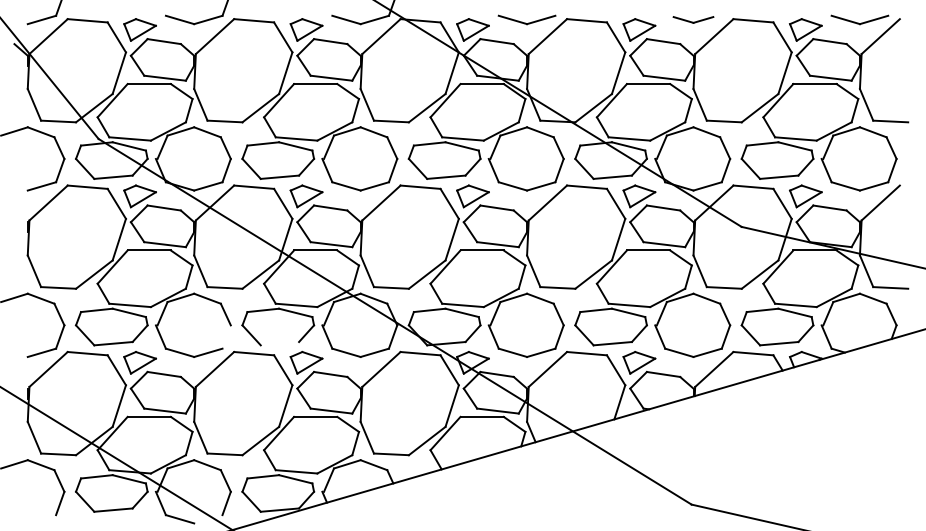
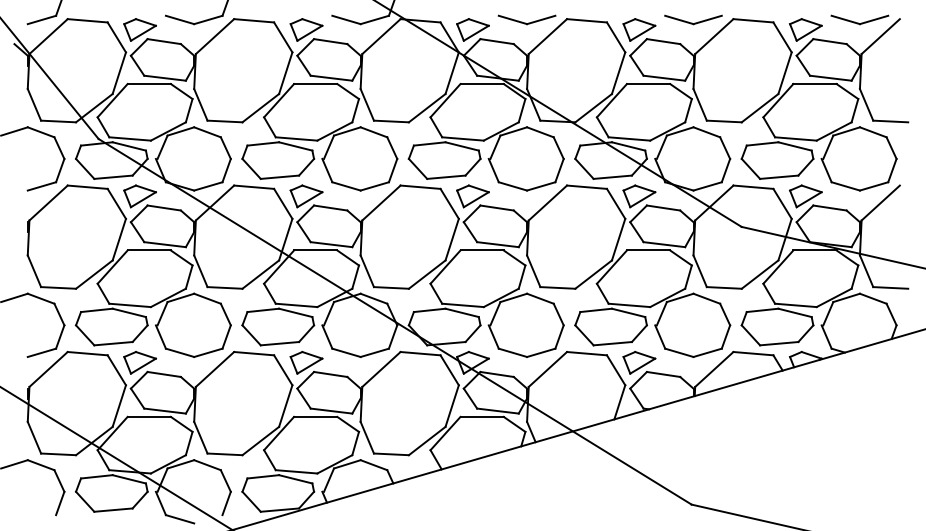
part size: 43x8 px -> 59x12 px (693, 19)
line: none -> present (226, 336)
line: none -> present (279, 343)
